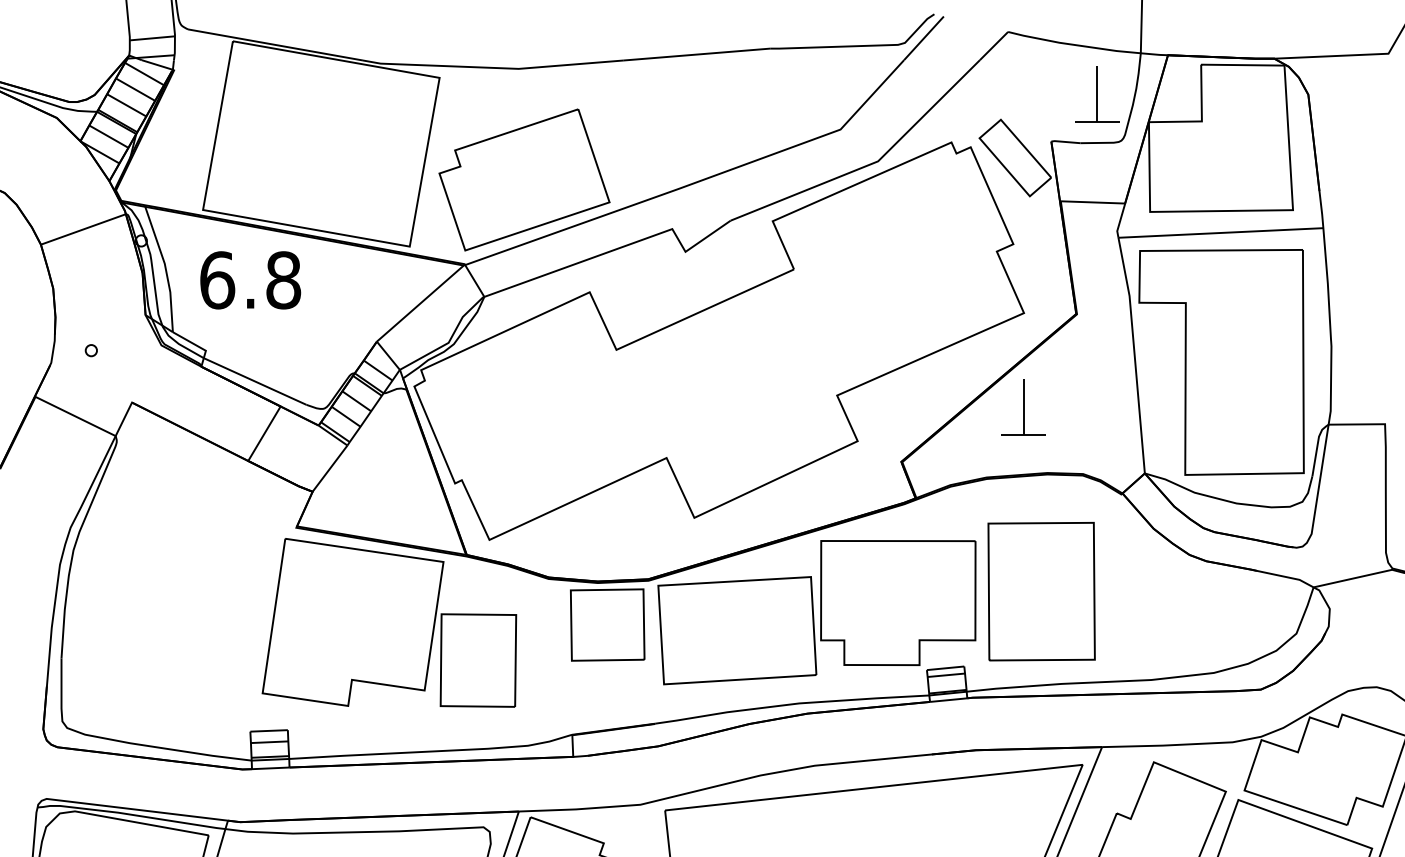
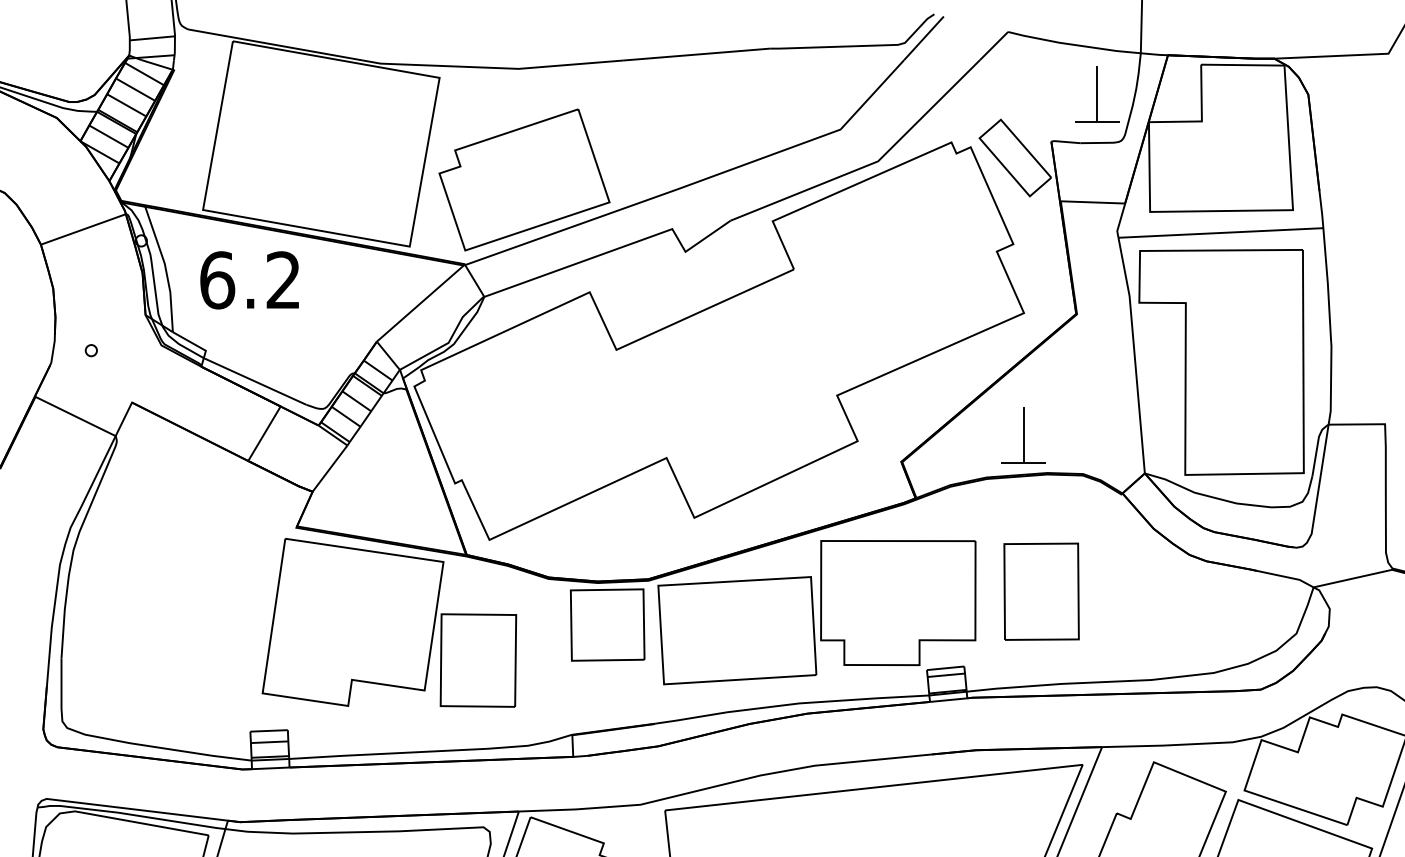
text: 6.8 -> 6.2 (283, 280)
part position: (1023, 407) -> (1023, 435) (1023, 435)
part size: 109x140 px -> 77x99 px (1041, 591)
